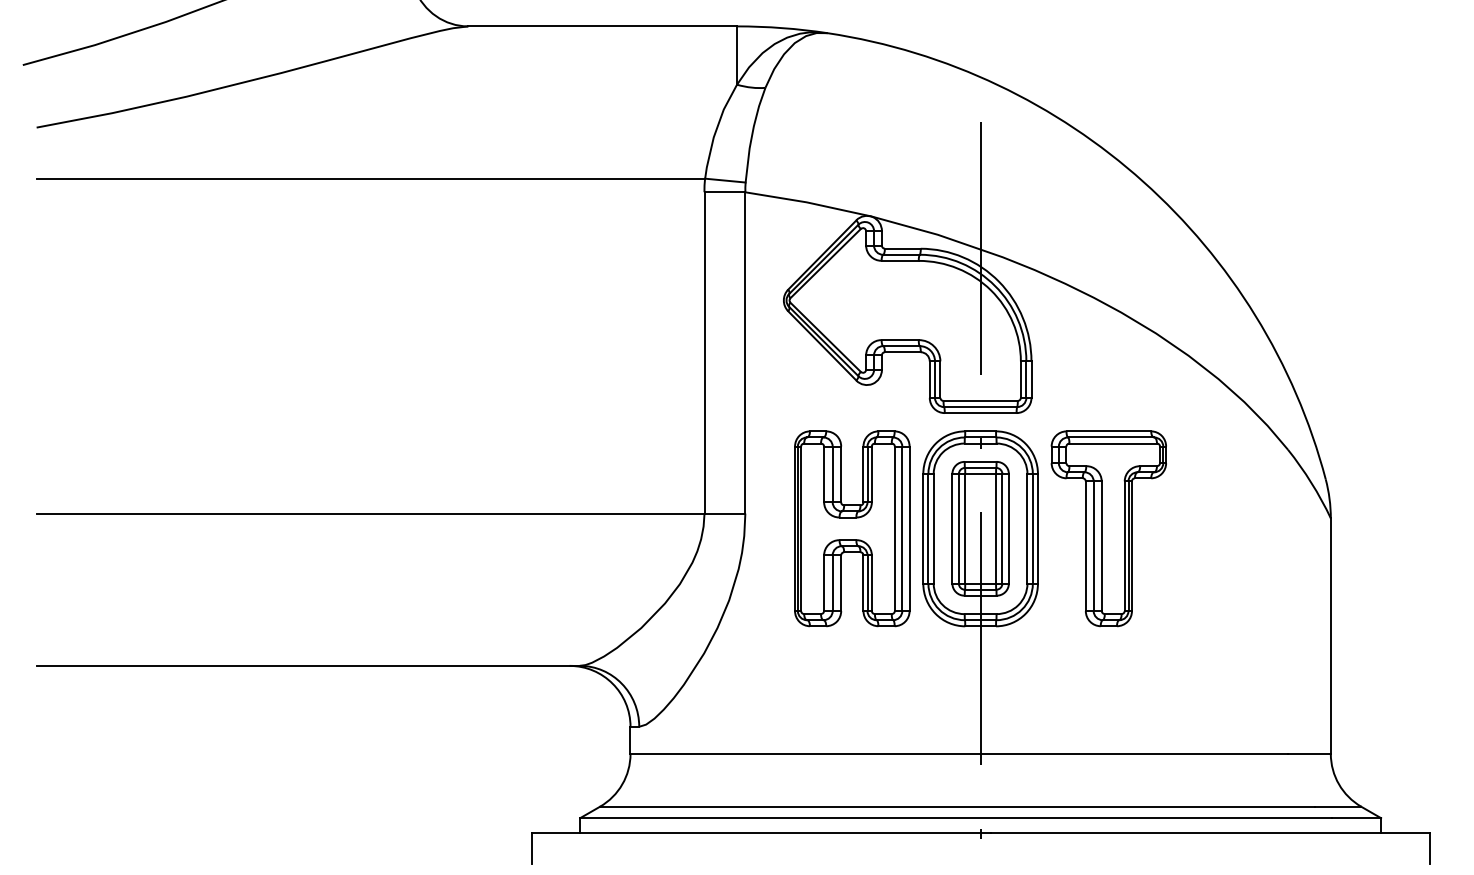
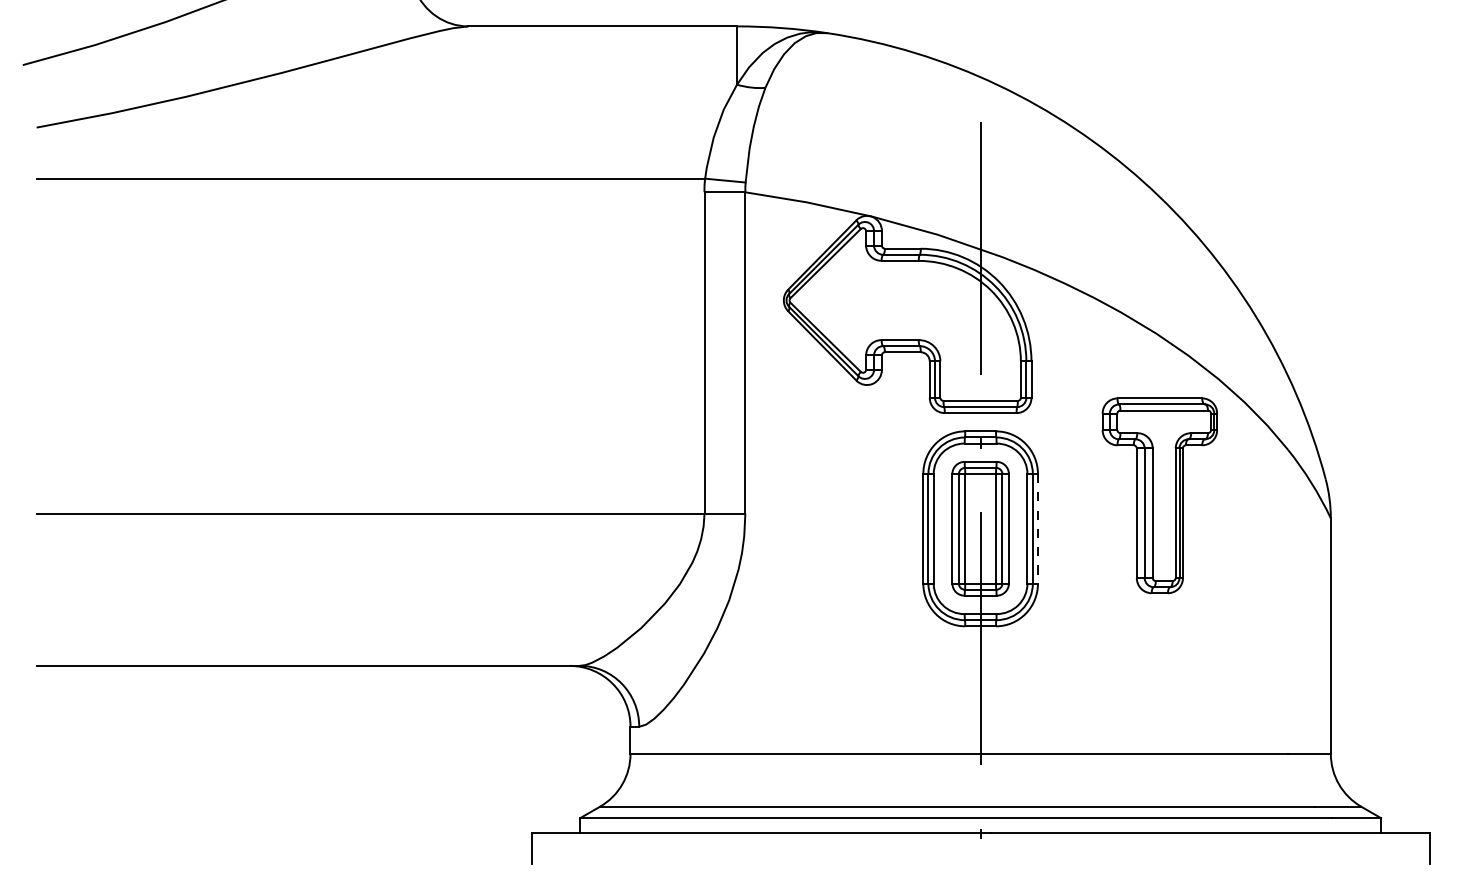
part: present -> none (852, 528)
line: solid -> dashed (1037, 528)
part position: (1108, 528) -> (1159, 495) (1159, 495)
